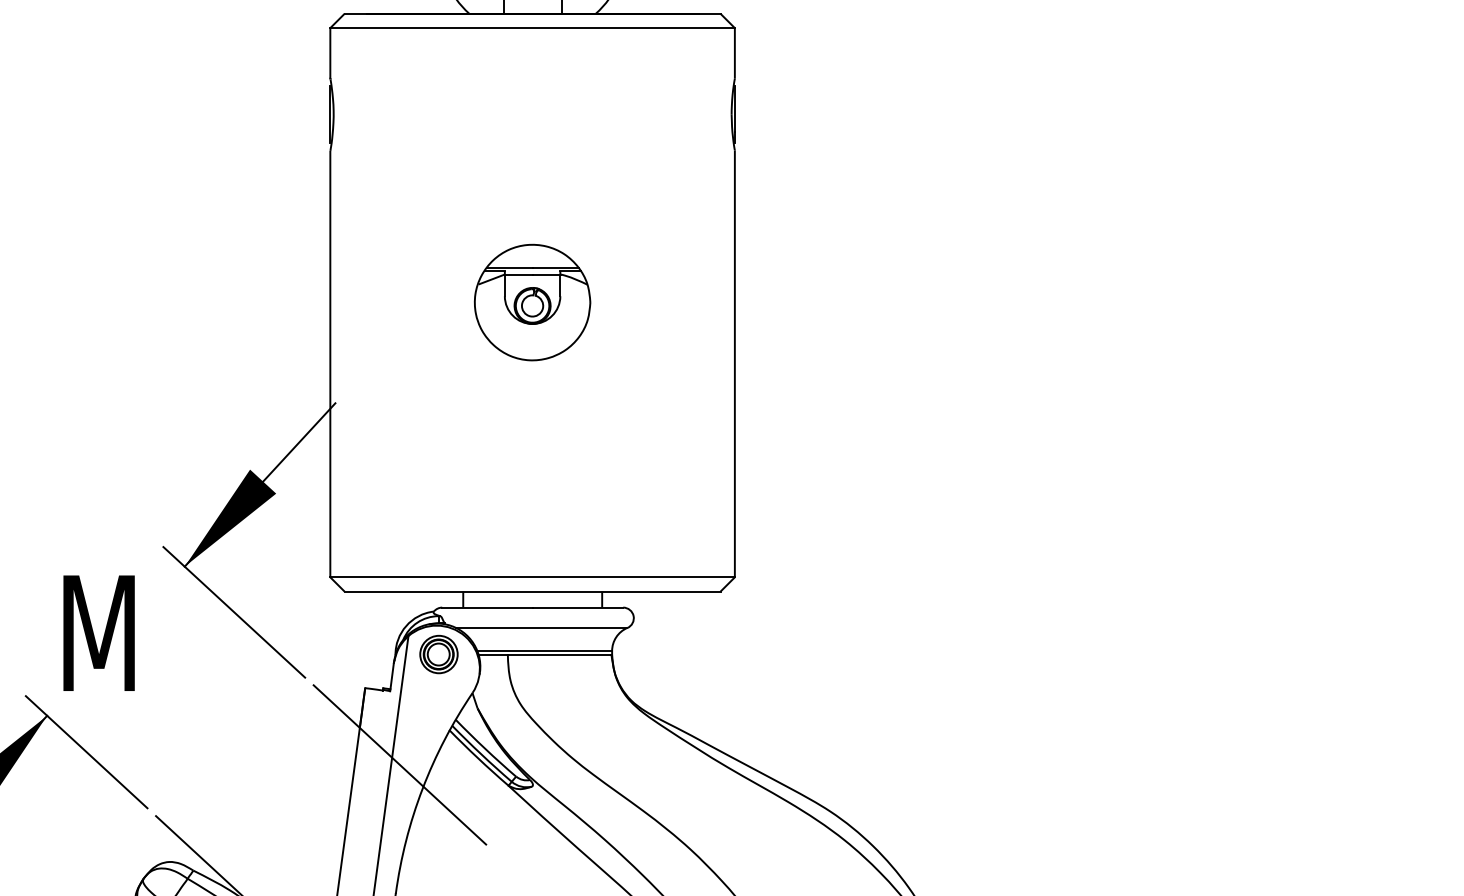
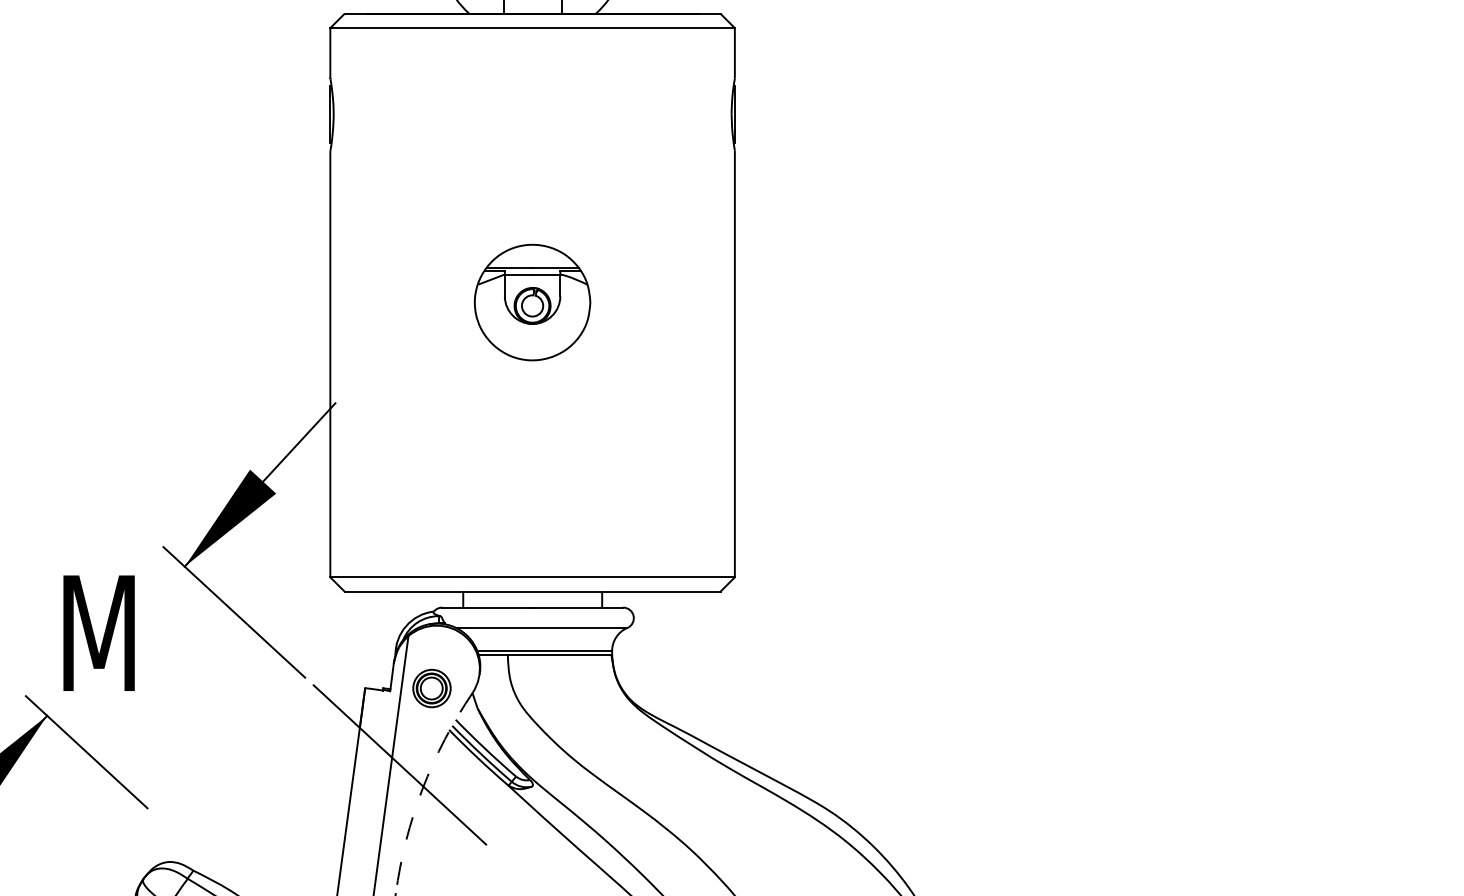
part position: (438, 654) -> (431, 688) (431, 688)
arc: solid -> dashed (422, 788)
line: present -> none (197, 854)
